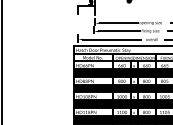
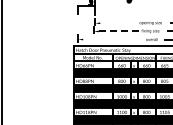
line: present -> none (119, 23)
line: solid -> dashed (119, 31)
line: present -> none (112, 39)
